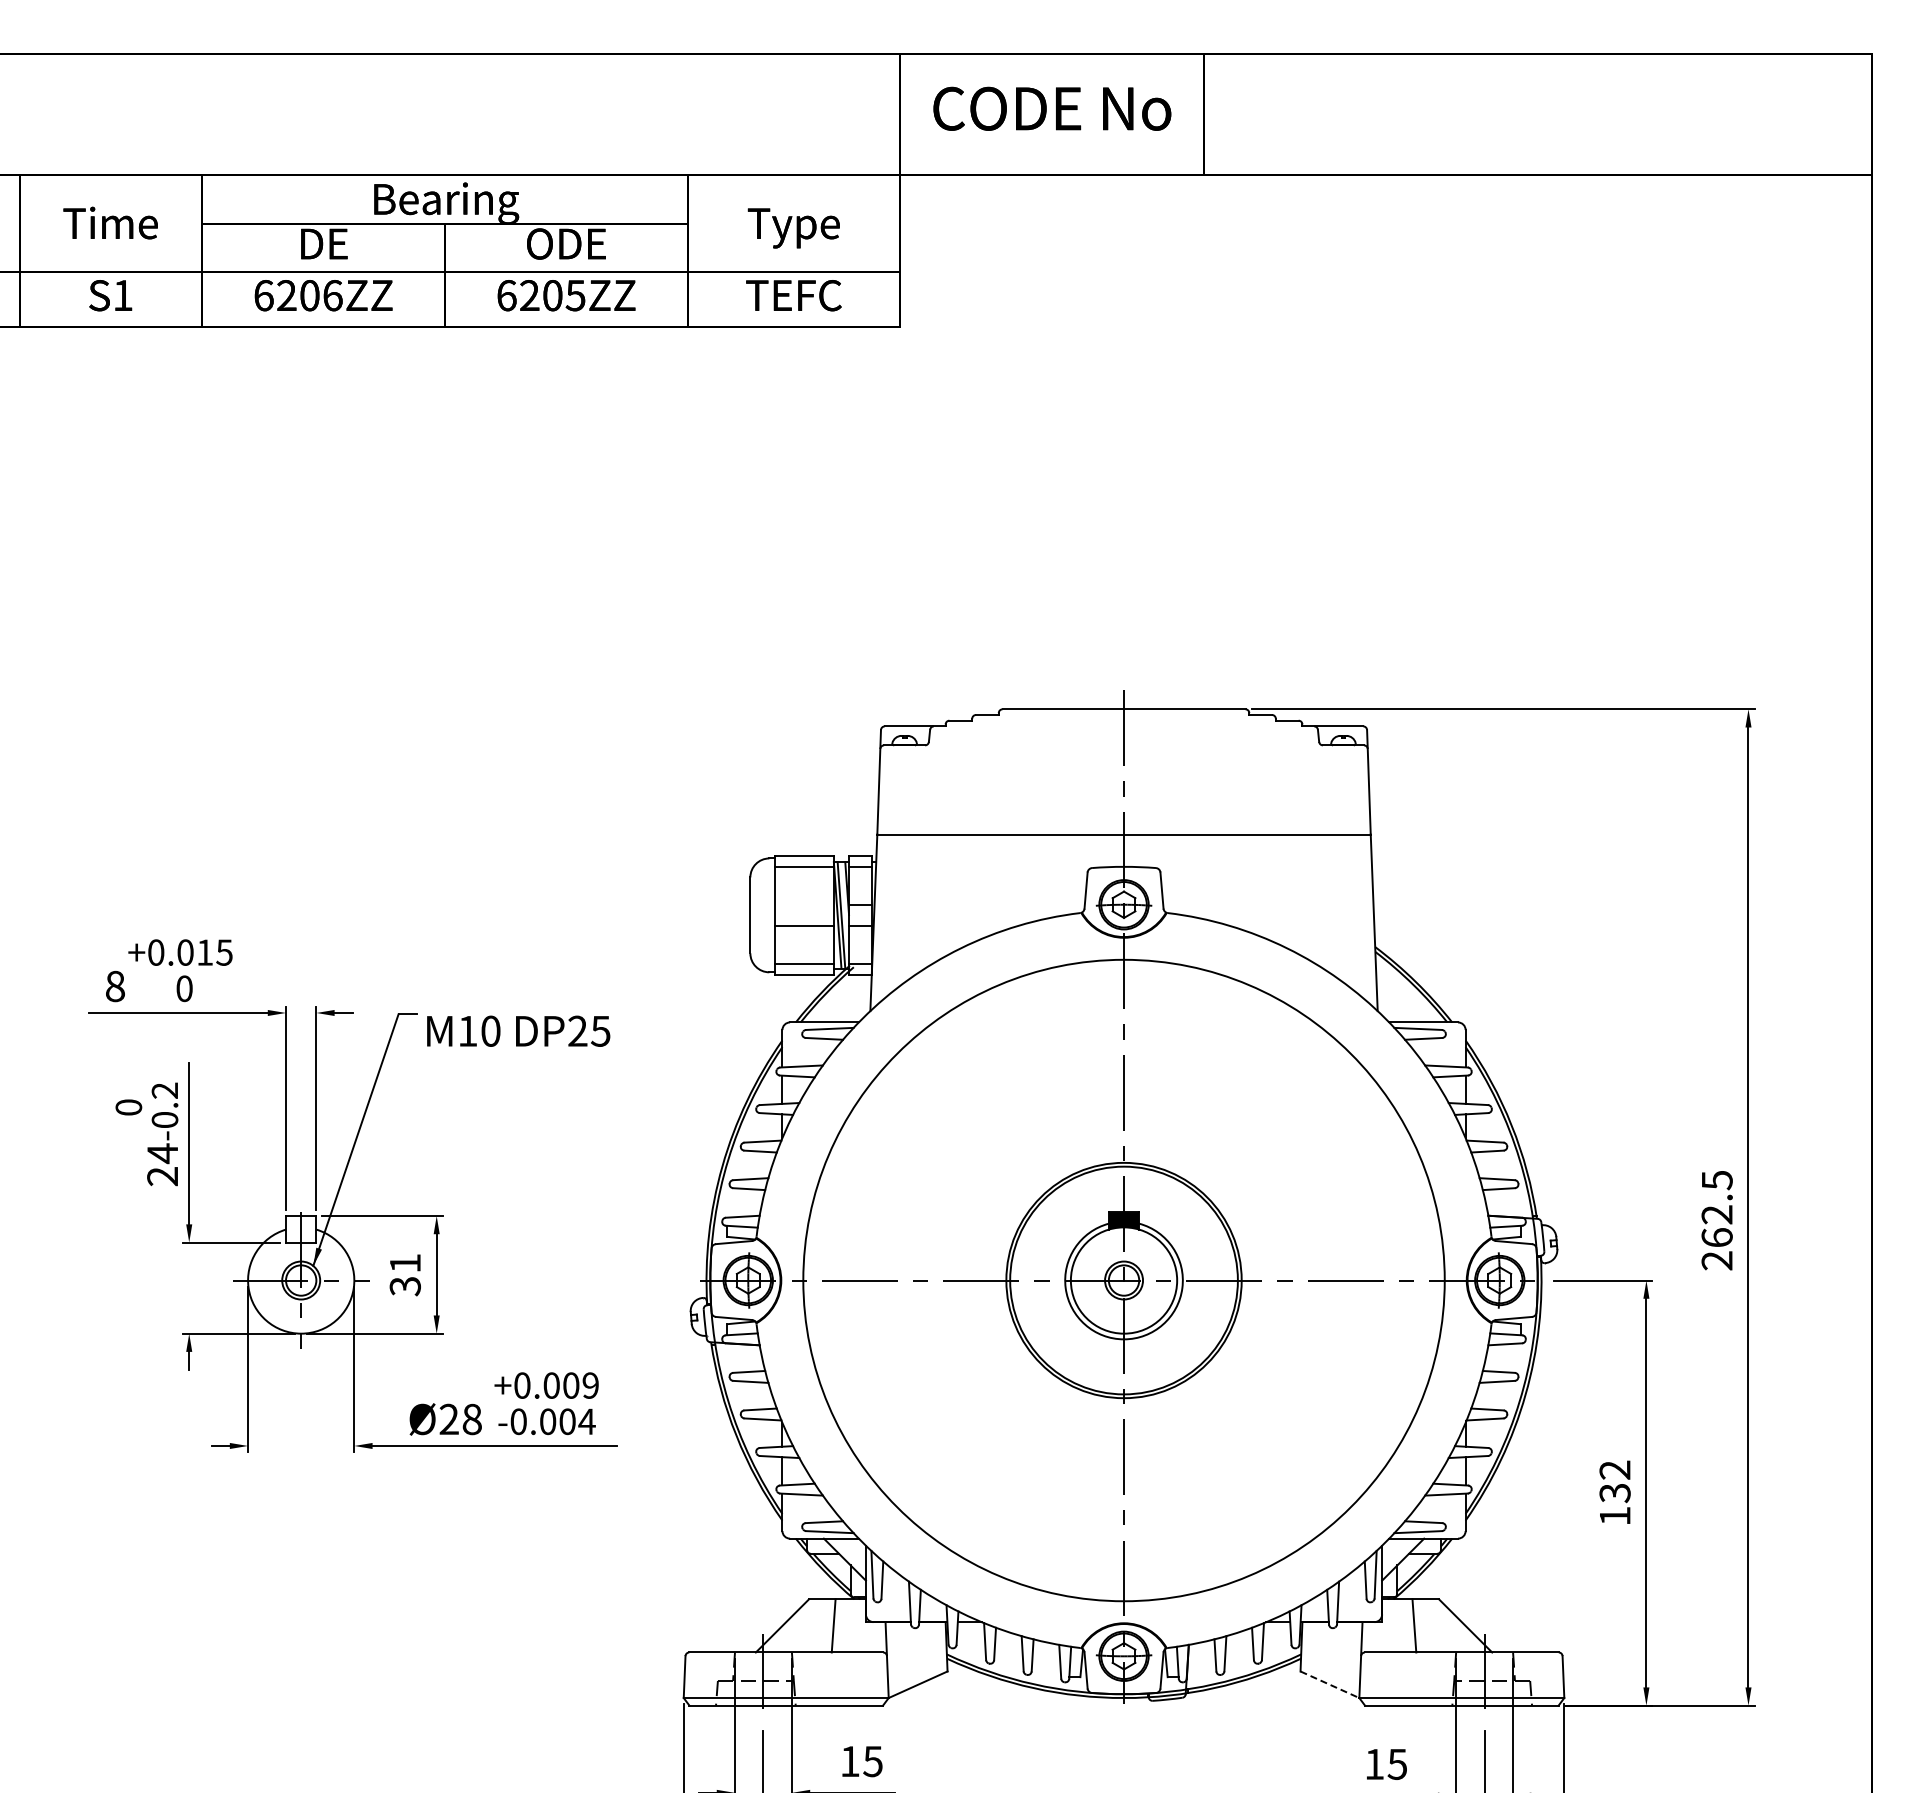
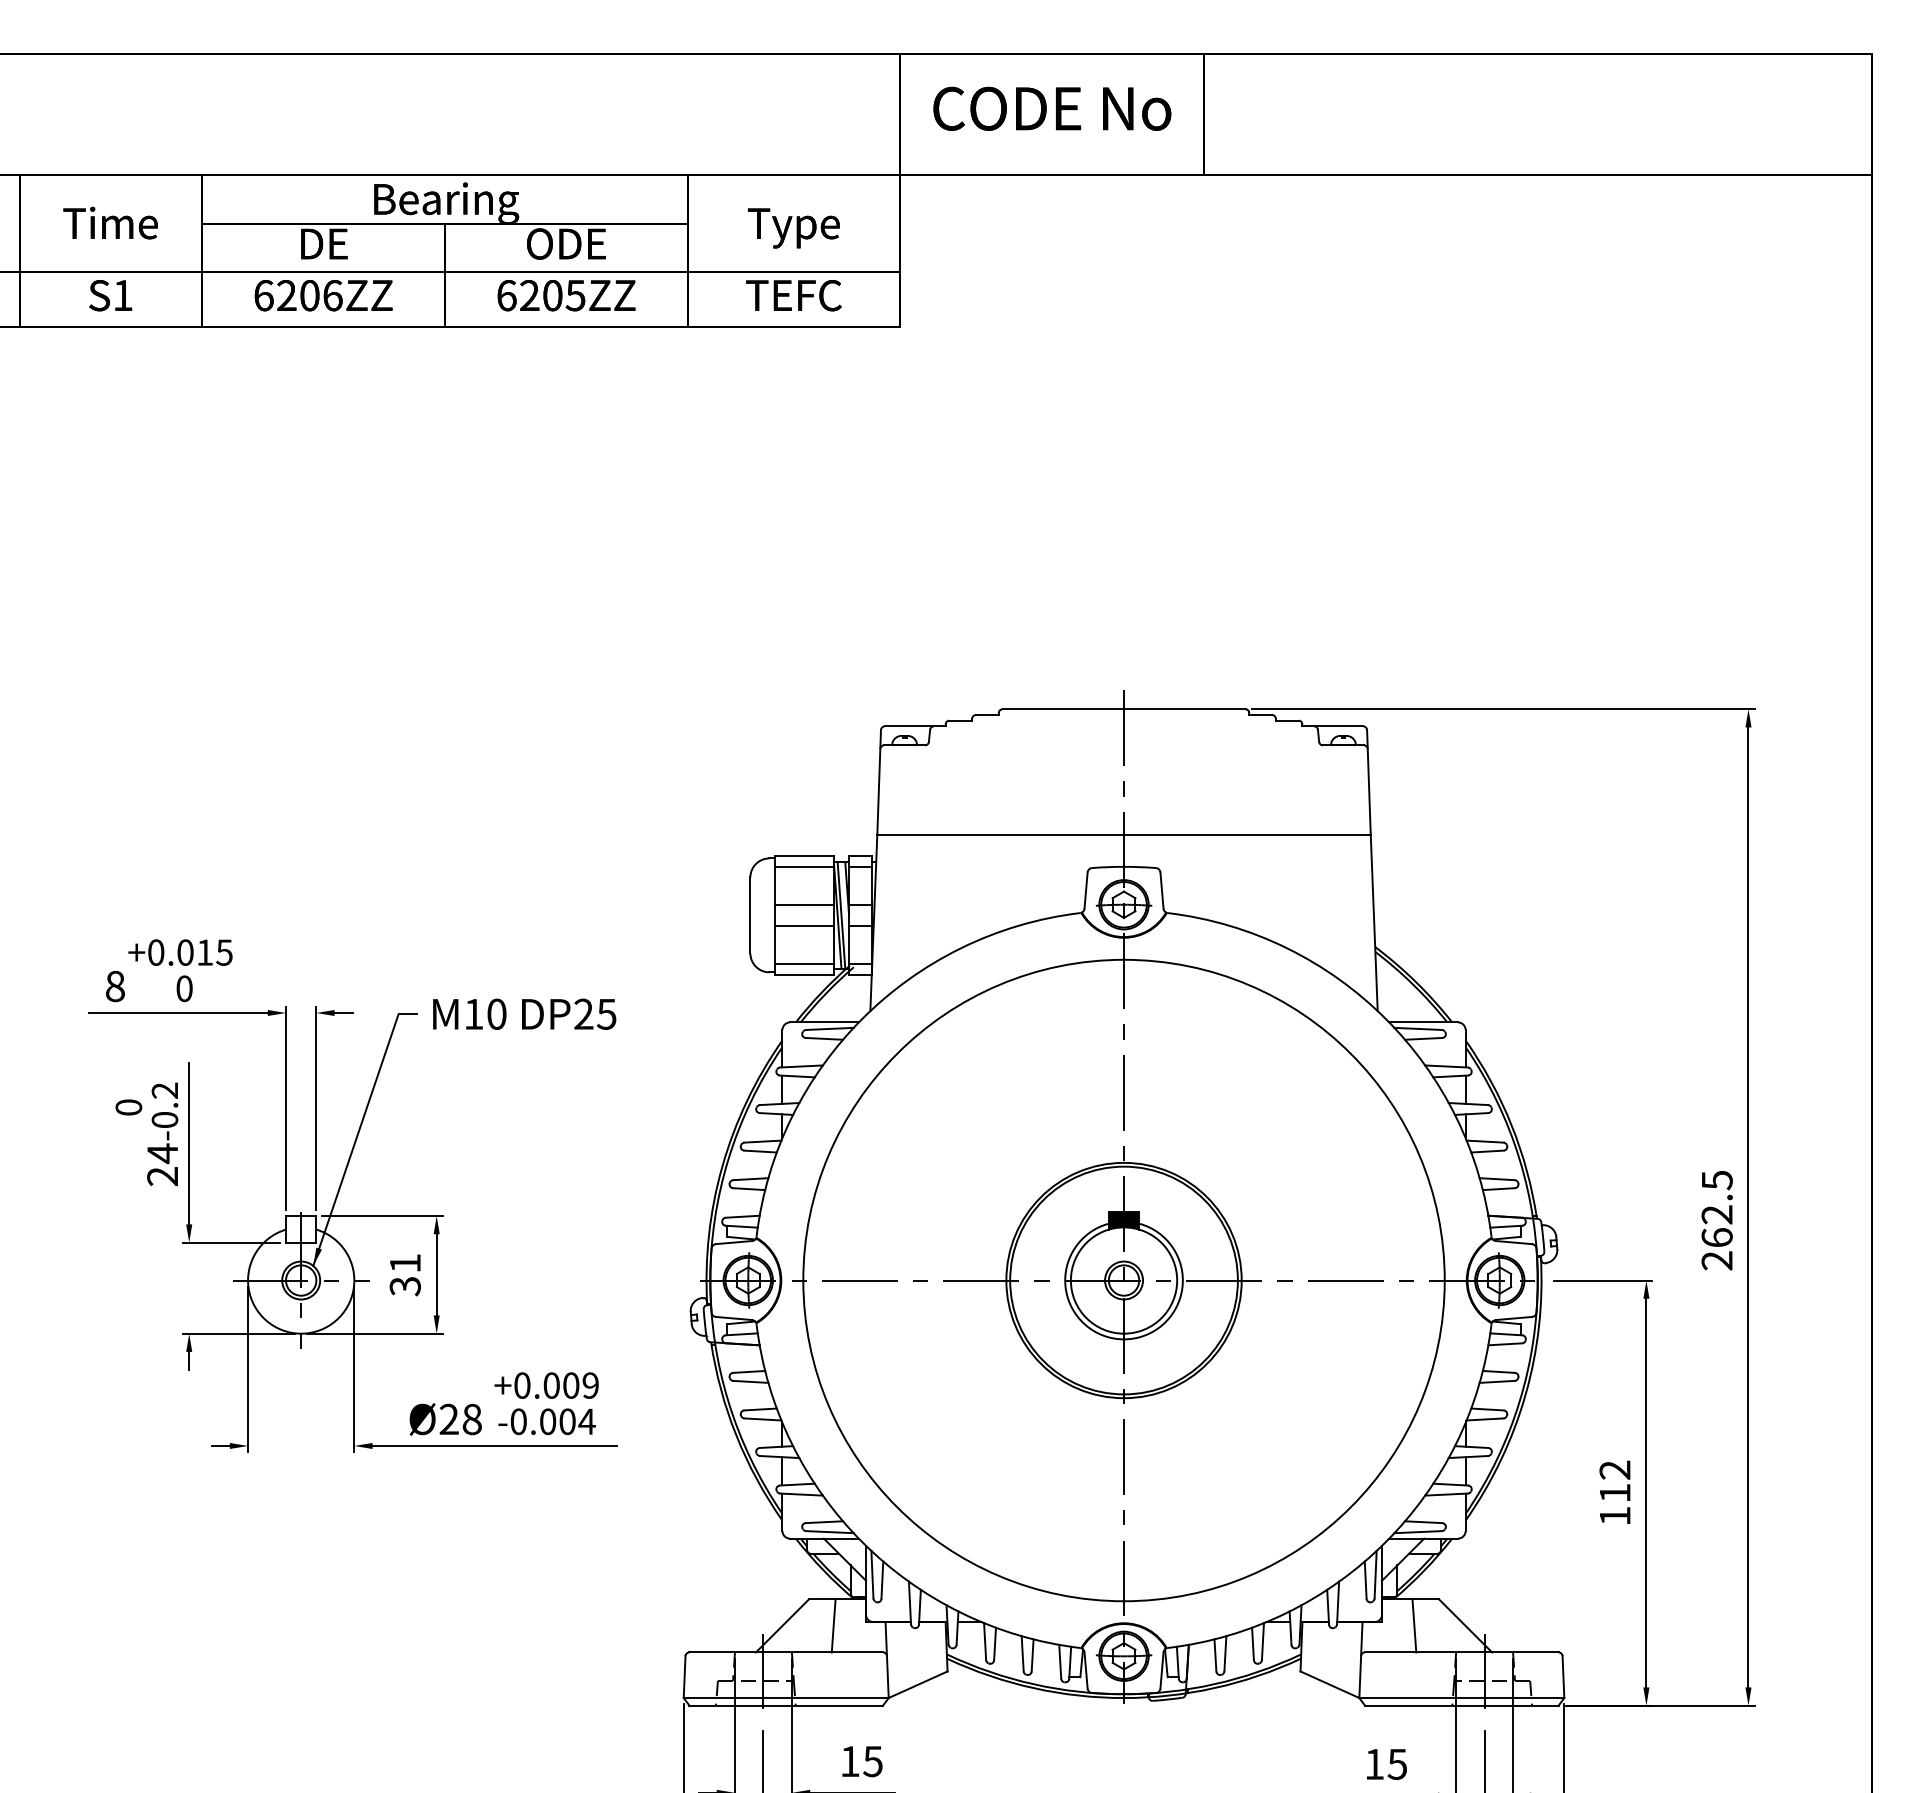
line: none -> present (804, 904)
text position: (518, 1030) -> (524, 1013) (524, 1013)
text: 132 -> 112 (1614, 1493)
line: dashed -> solid (1330, 1684)
